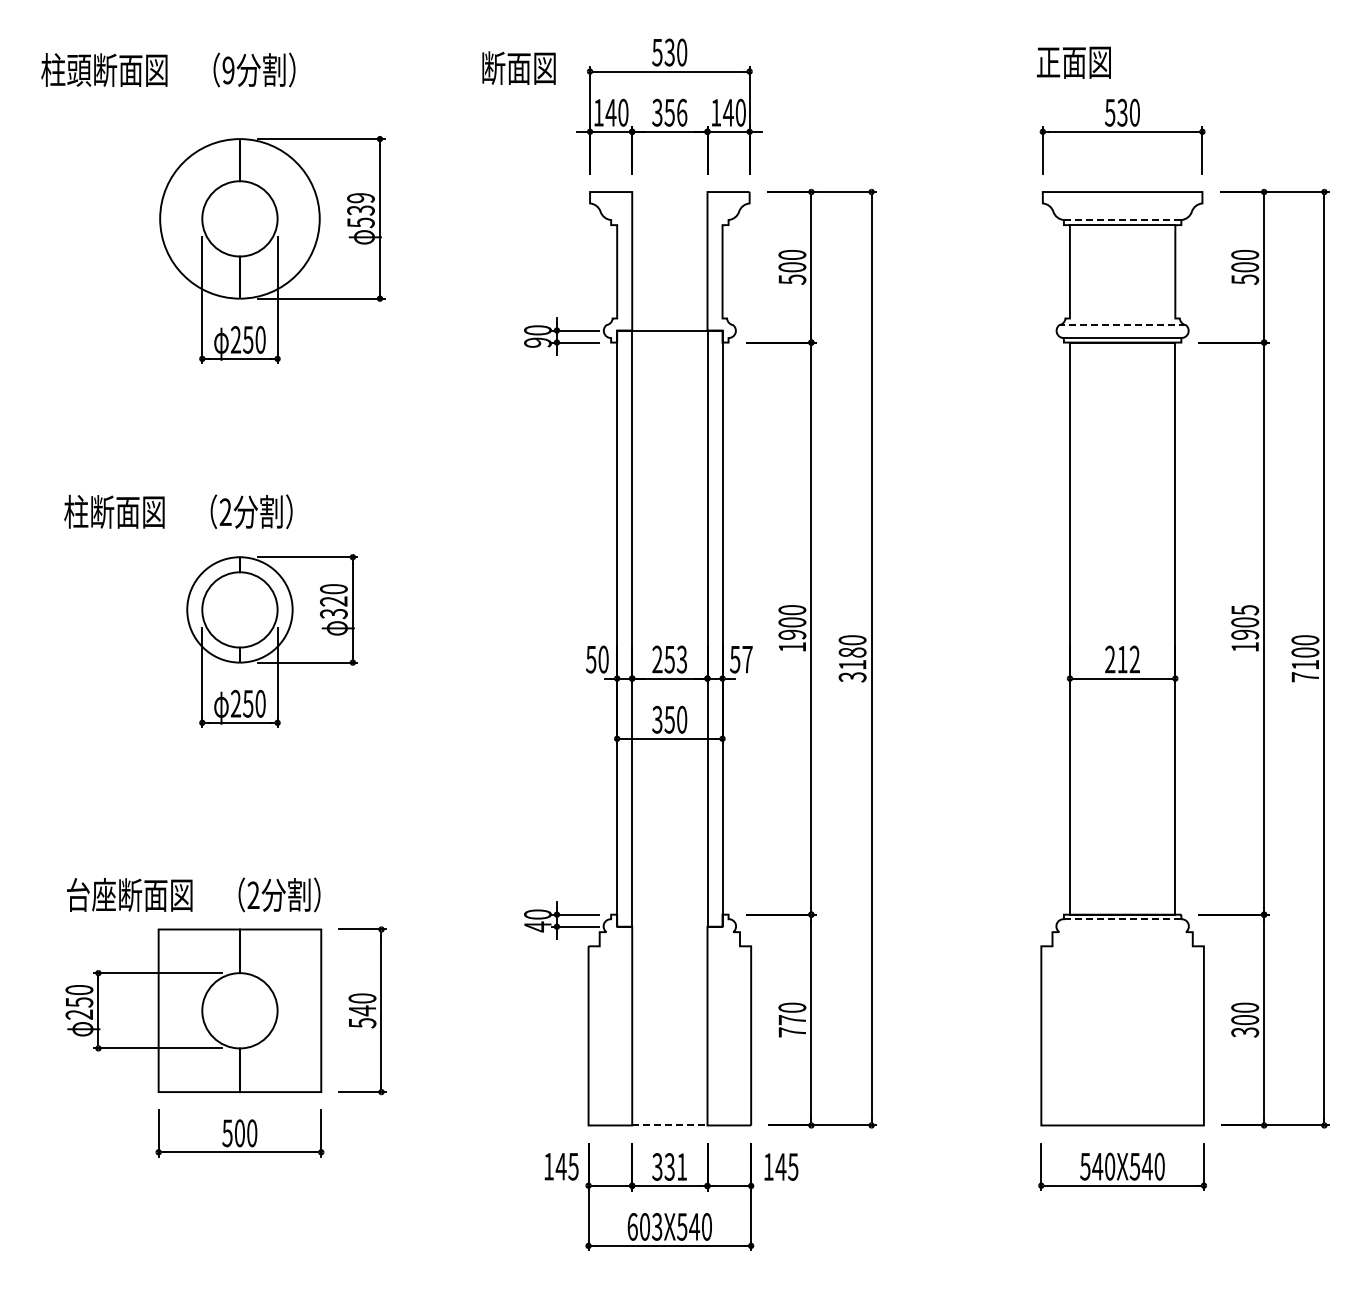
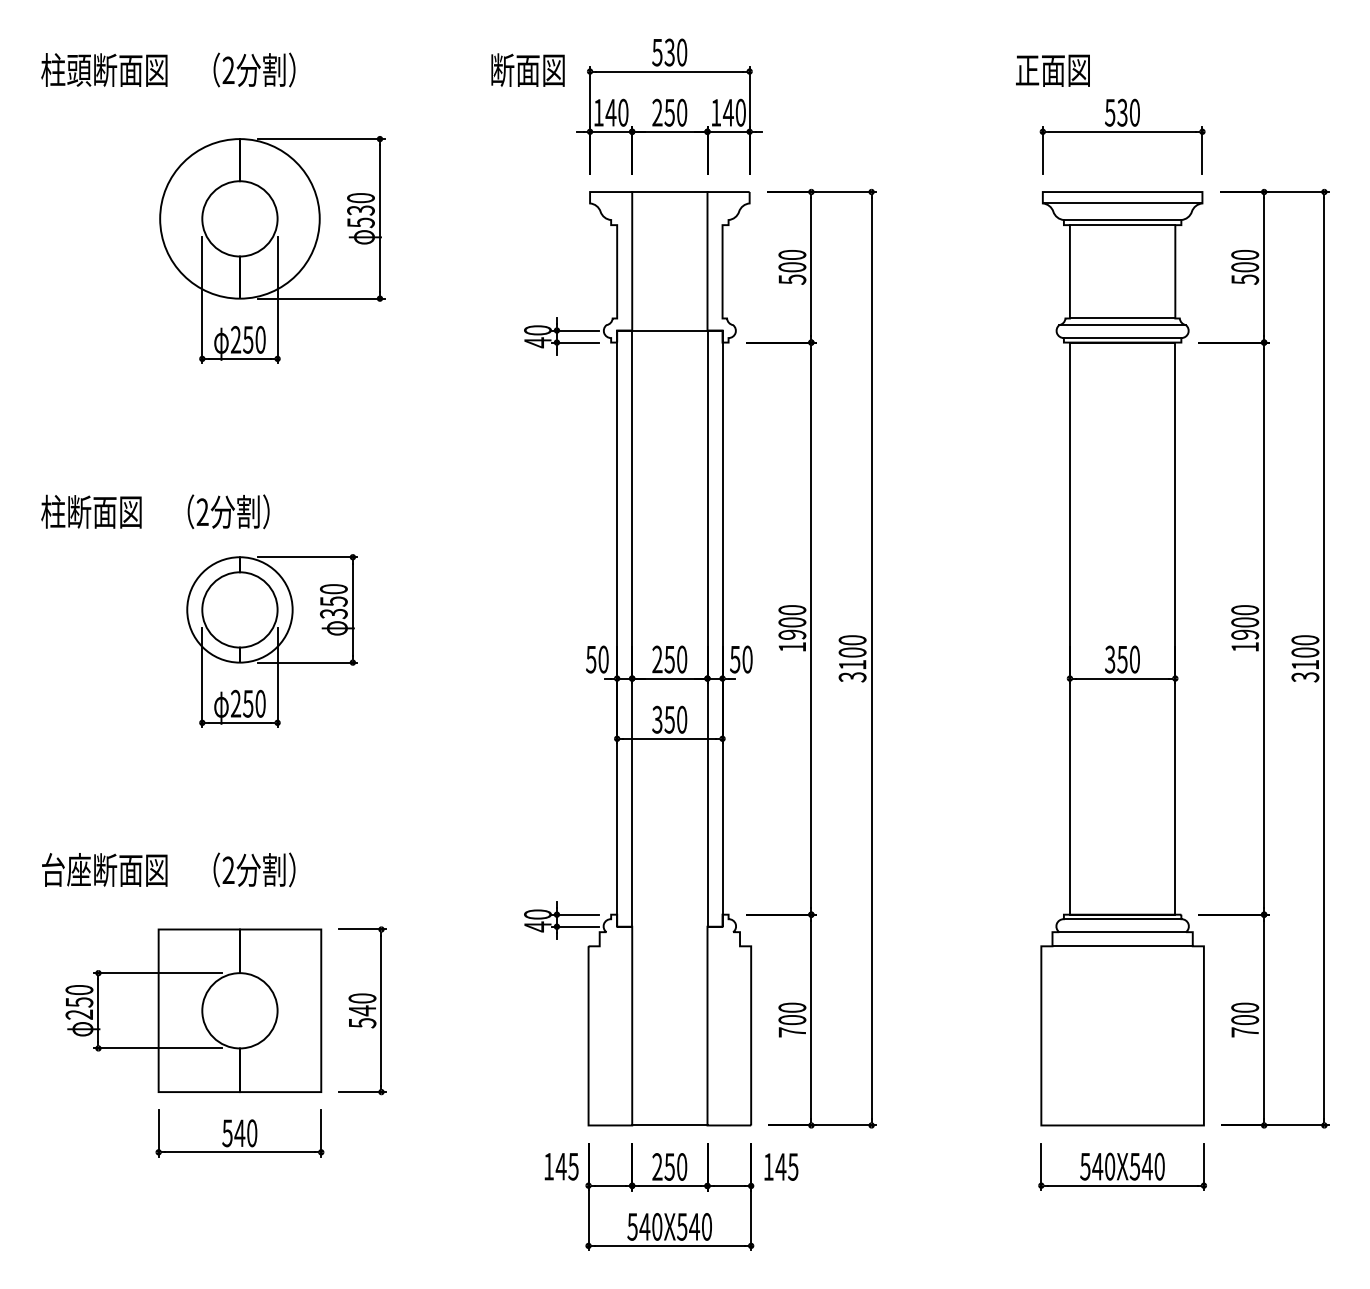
text position: (1073, 62) -> (1052, 70) (1052, 70)
text position: (518, 67) -> (527, 69) (527, 69)
text: 9 -> 2 (228, 70)
text: 356 -> 250 (669, 112)
line: none -> present (669, 192)
text: 539 -> 530 (360, 198)
line: none -> present (1122, 203)
line: dashed -> solid (1122, 220)
line: none -> present (1122, 318)
line: dashed -> solid (1122, 325)
text: 90 -> 40 (537, 342)
text position: (178, 511) -> (155, 511) (155, 511)
text: 320 -> 350 (333, 601)
text: 1905 -> 1900 (1245, 610)
text: 3180 -> 3100 (852, 652)
text: 253 -> 250 (681, 659)
text: 57 -> 50 (747, 659)
text: 212 -> 350 (1122, 659)
text: 7100 -> 3100 (1305, 677)
text position: (193, 894) -> (168, 869) (168, 869)
line: dashed -> solid (1122, 919)
line: none -> present (1122, 932)
line: none -> present (1122, 946)
text: 770 -> 700 (792, 1020)
text: 300 -> 700 (1245, 1032)
line: dashed -> solid (669, 1125)
text: 500 -> 540 (239, 1133)
text: 331 -> 250 (669, 1166)
text: 603X540 -> 540X540 (644, 1226)
